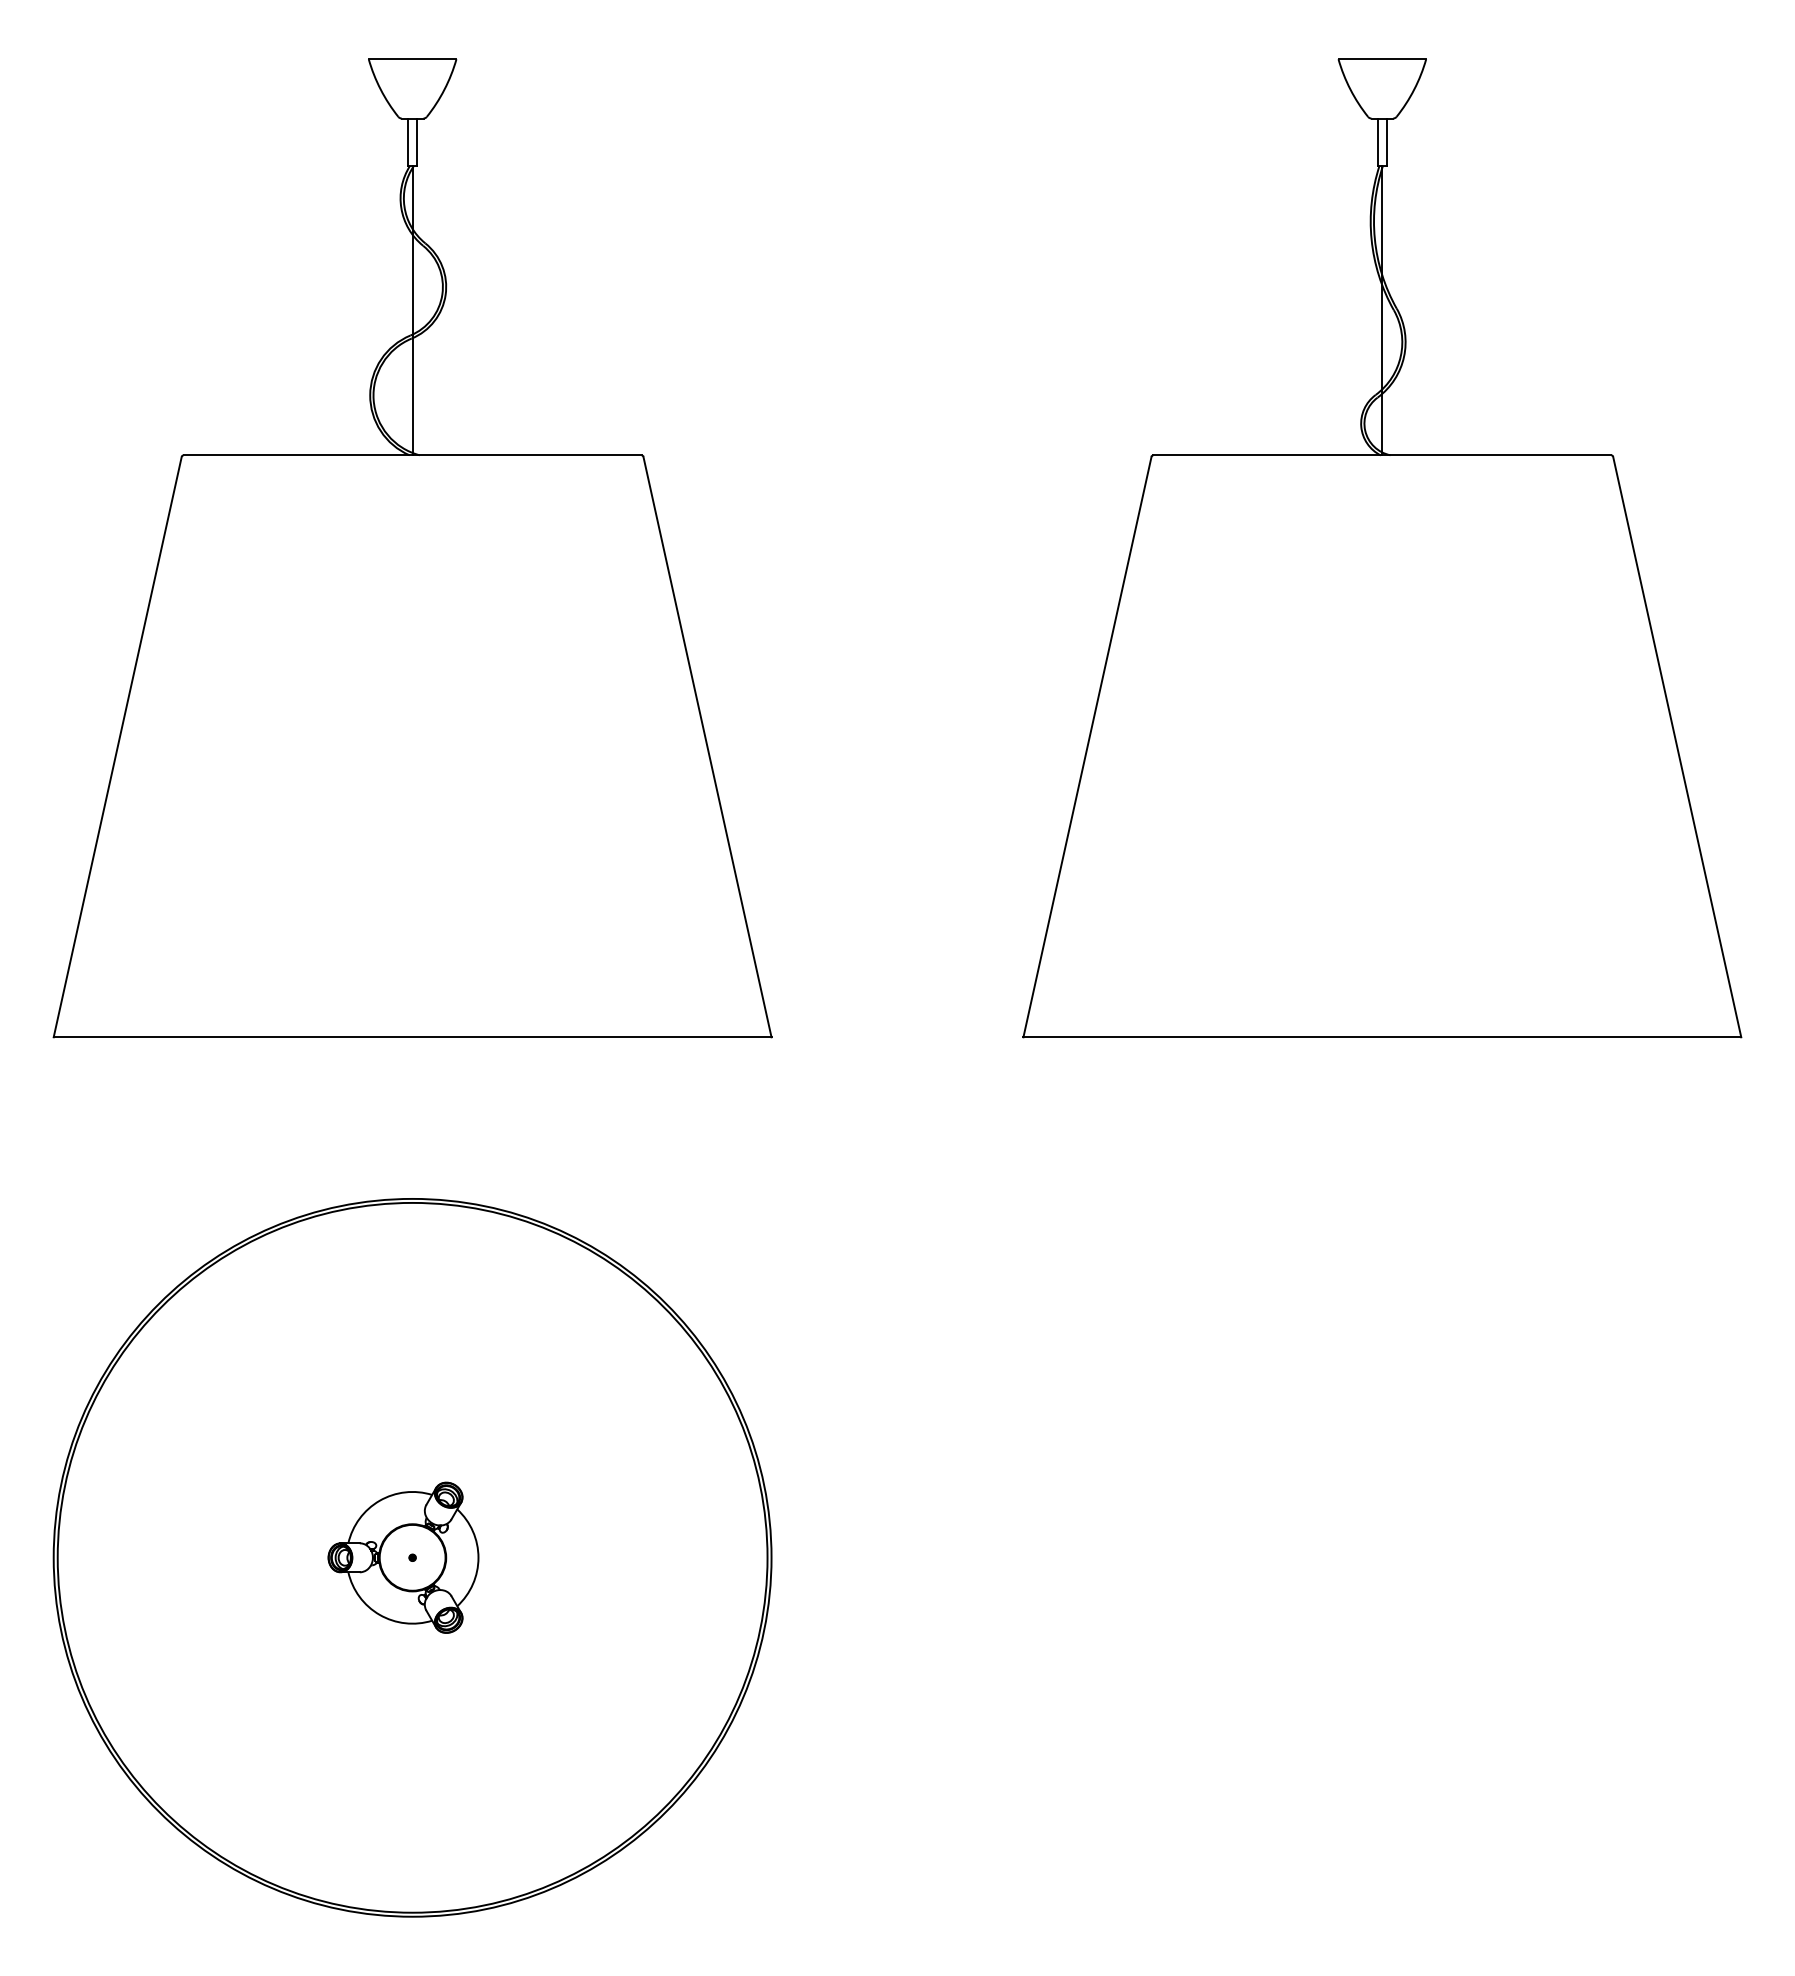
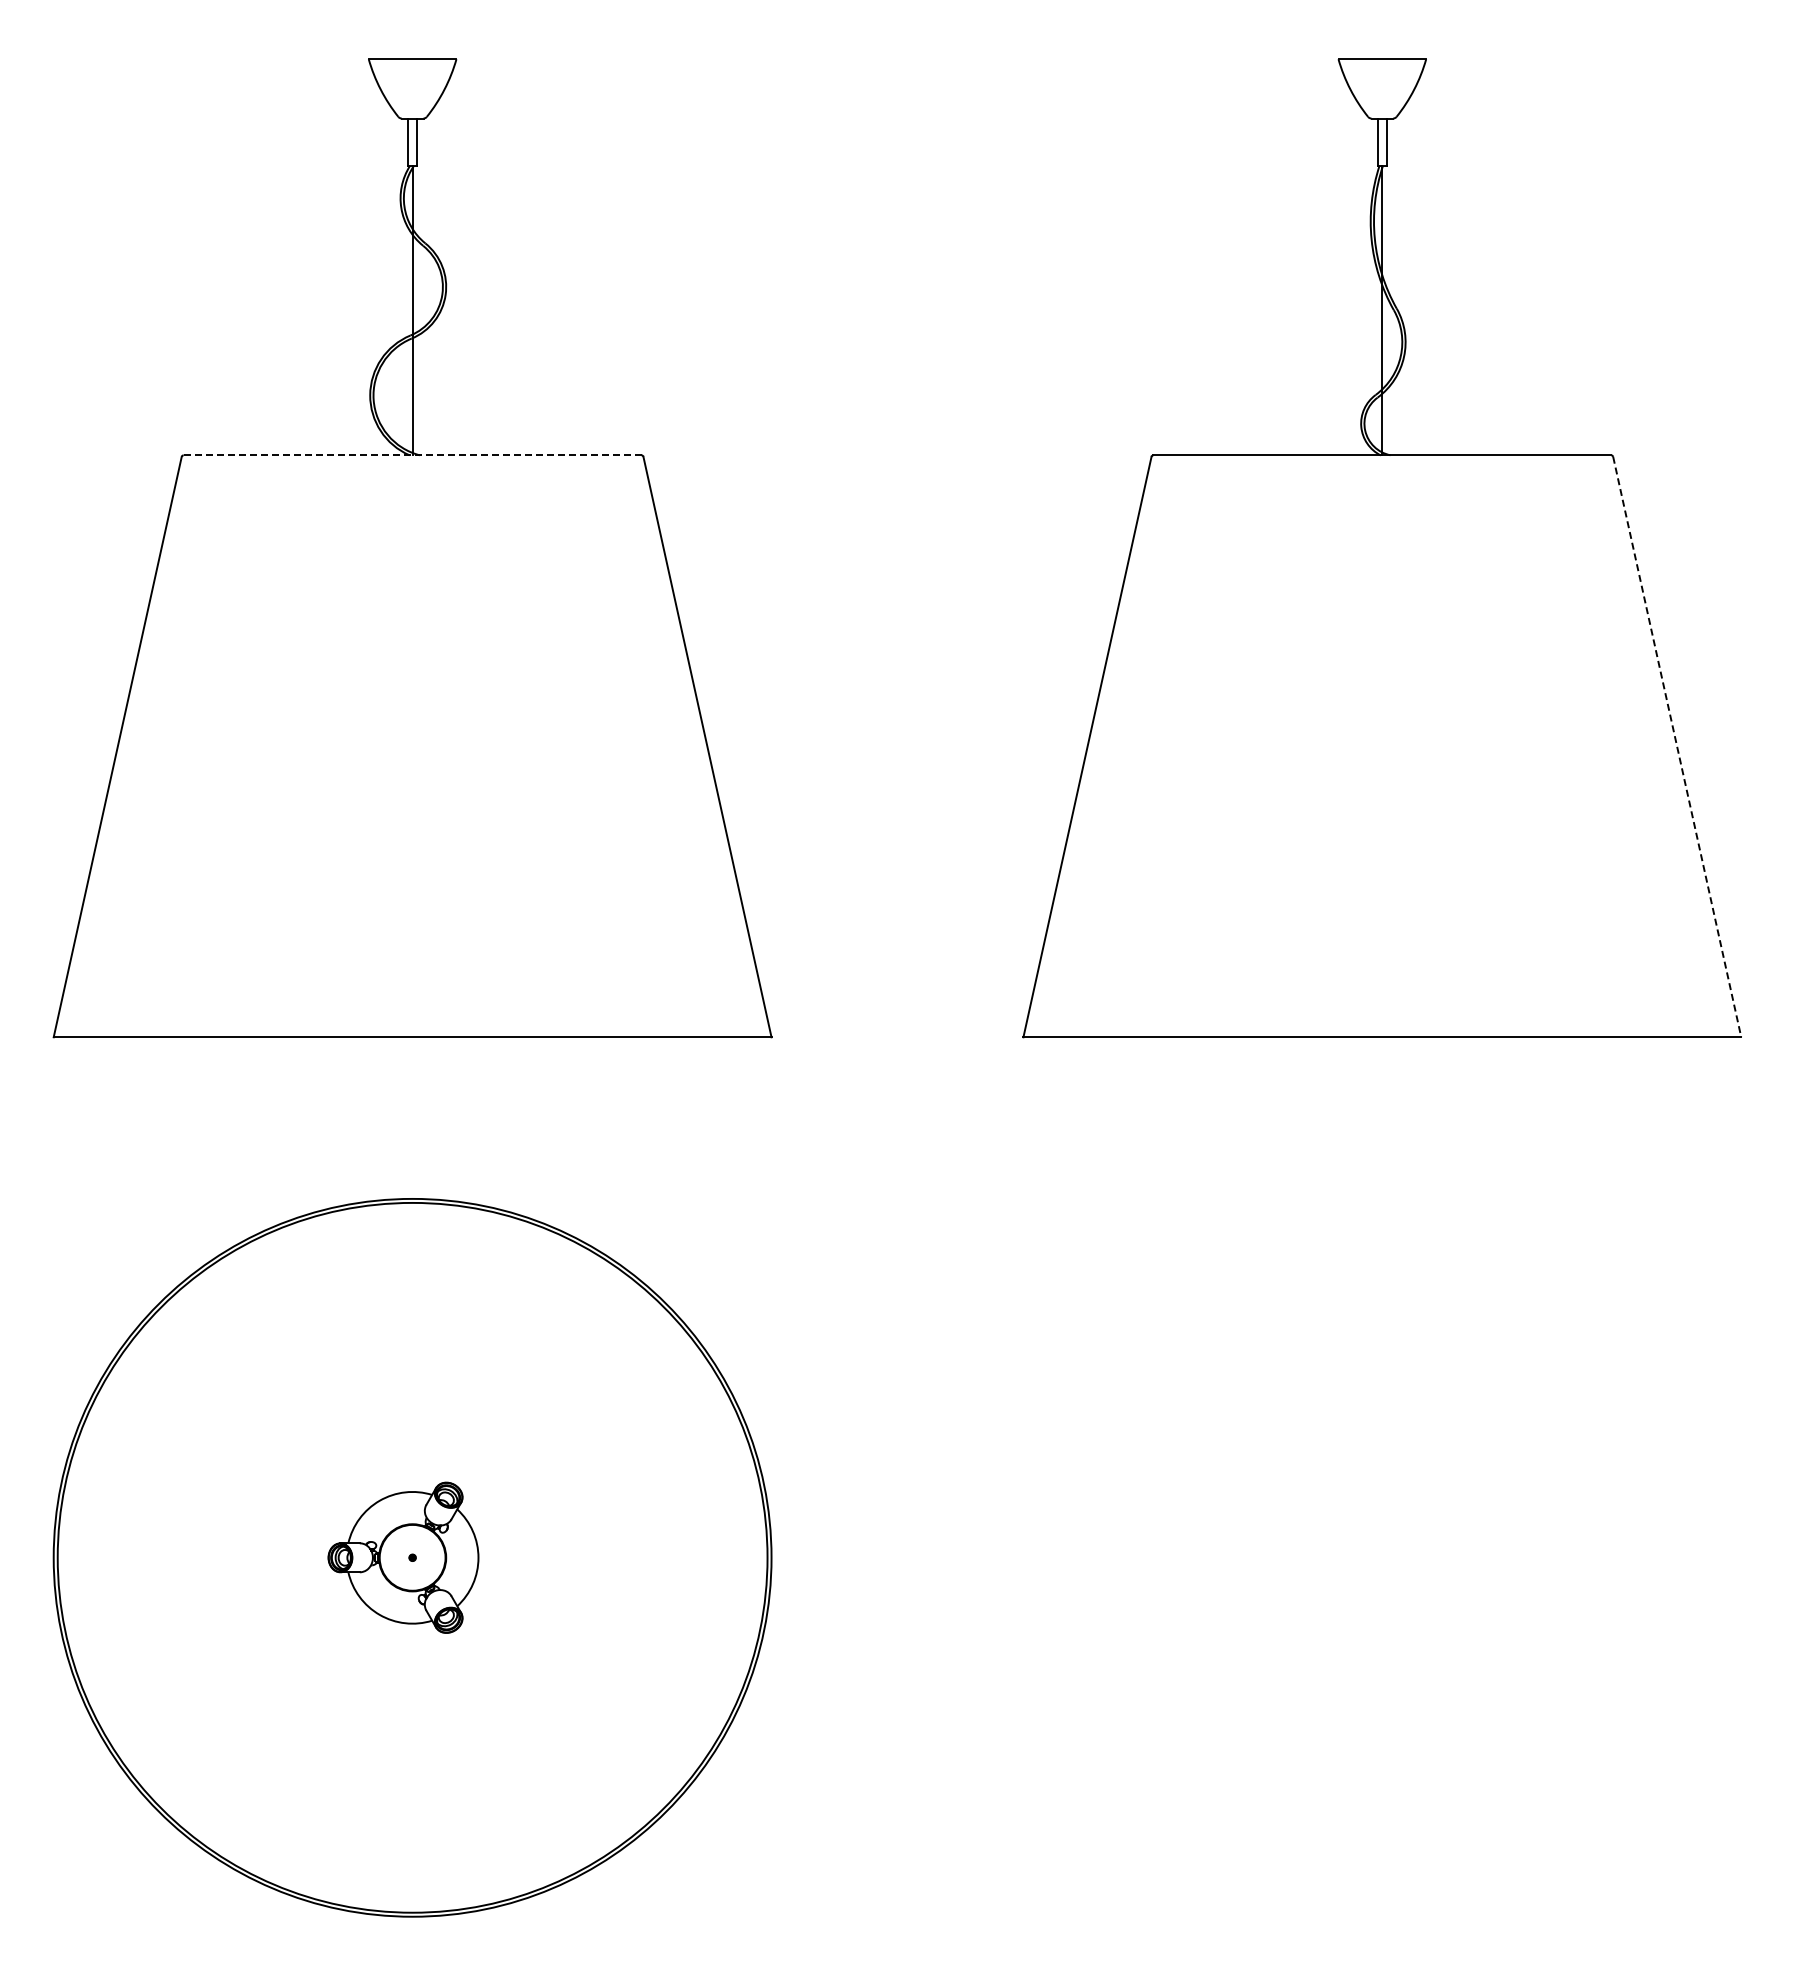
line: solid -> dashed (412, 455)
line: solid -> dashed (1677, 747)
